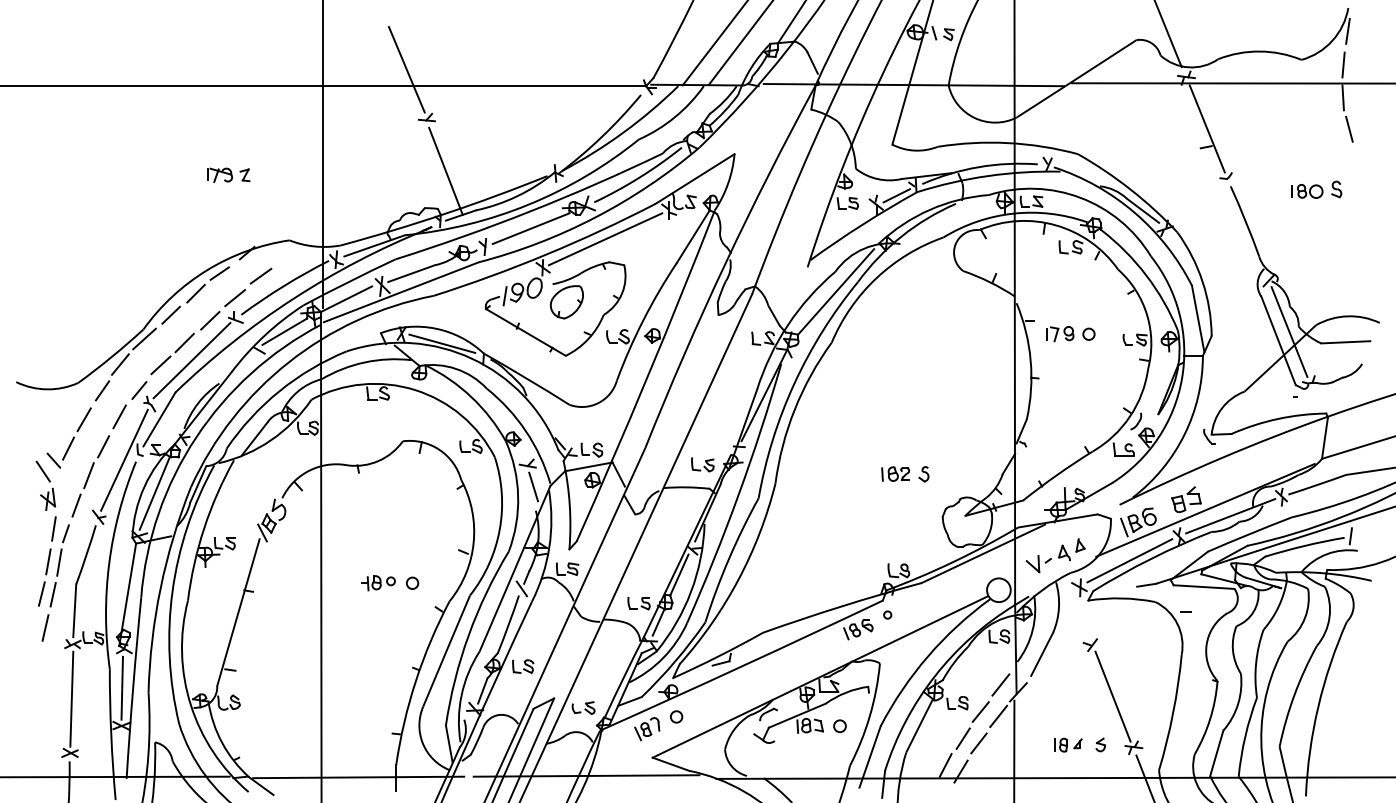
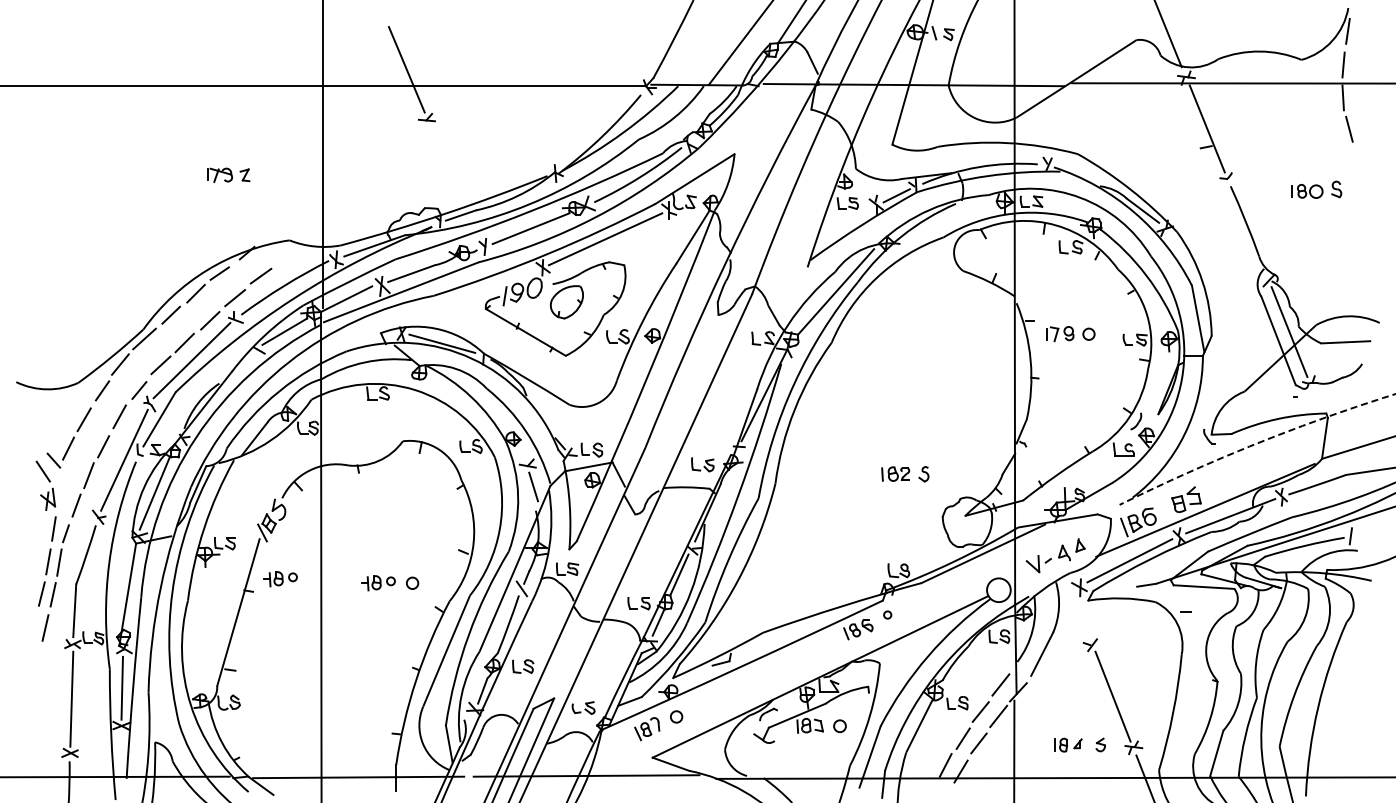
line: present -> none (714, 43)
line: present -> none (445, 170)
arc: solid -> dashed (1254, 444)
part: none -> present (280, 579)
